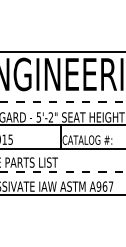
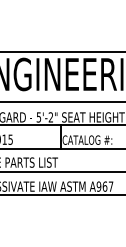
line: dashed -> solid (63, 102)
line: dashed -> solid (63, 171)
